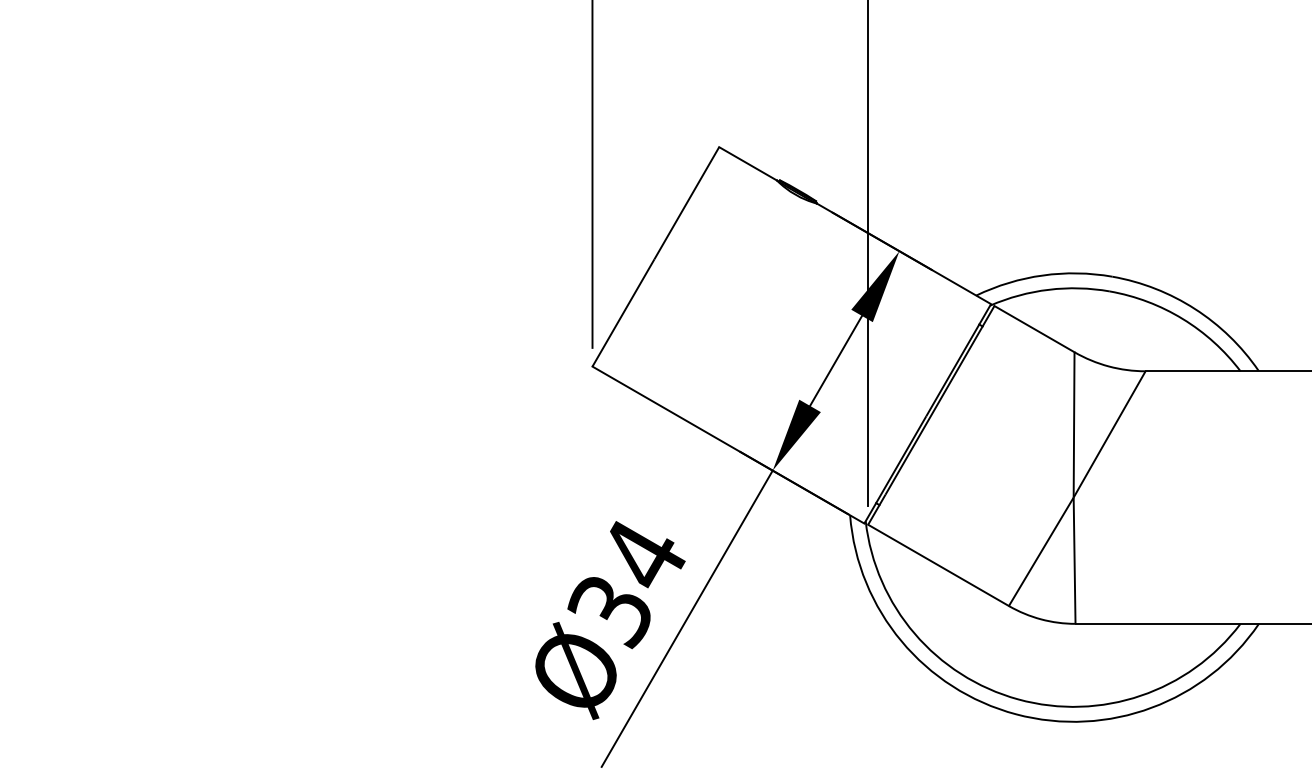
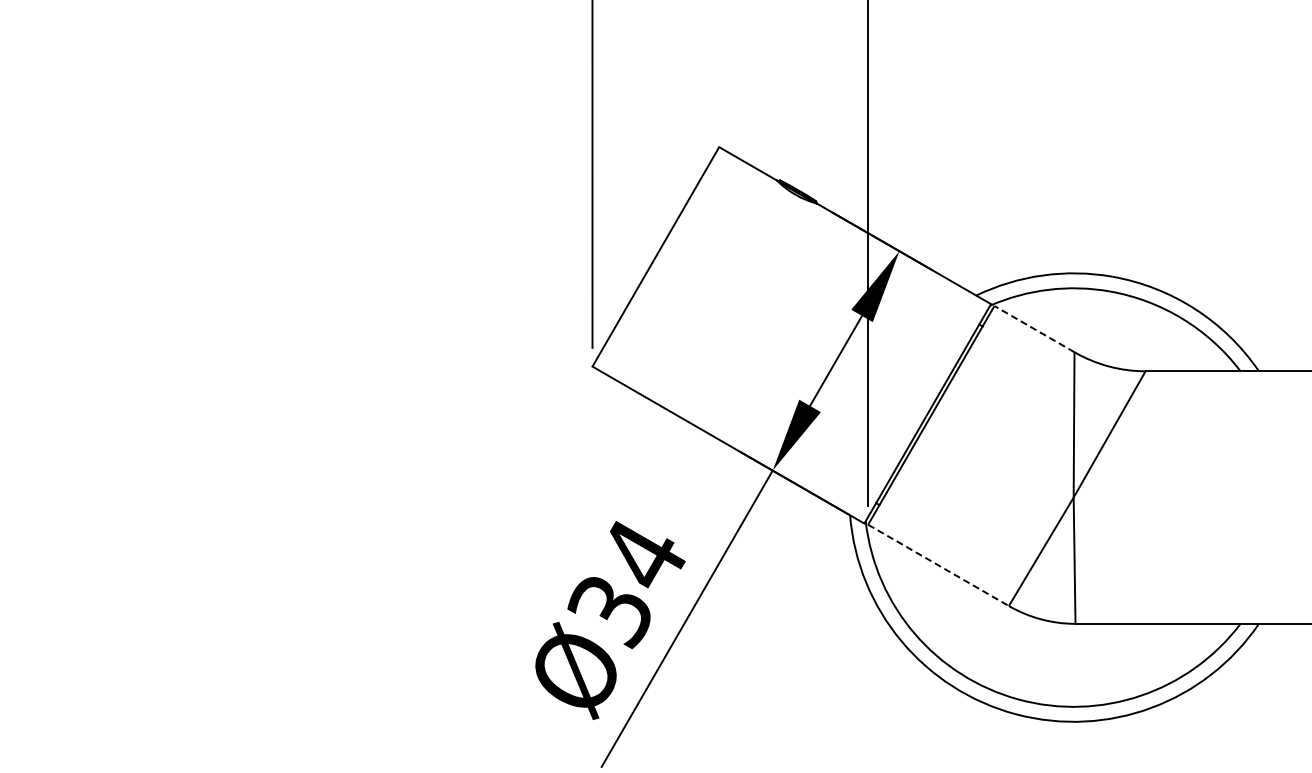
line: solid -> dashed (1034, 328)
line: solid -> dashed (938, 565)
